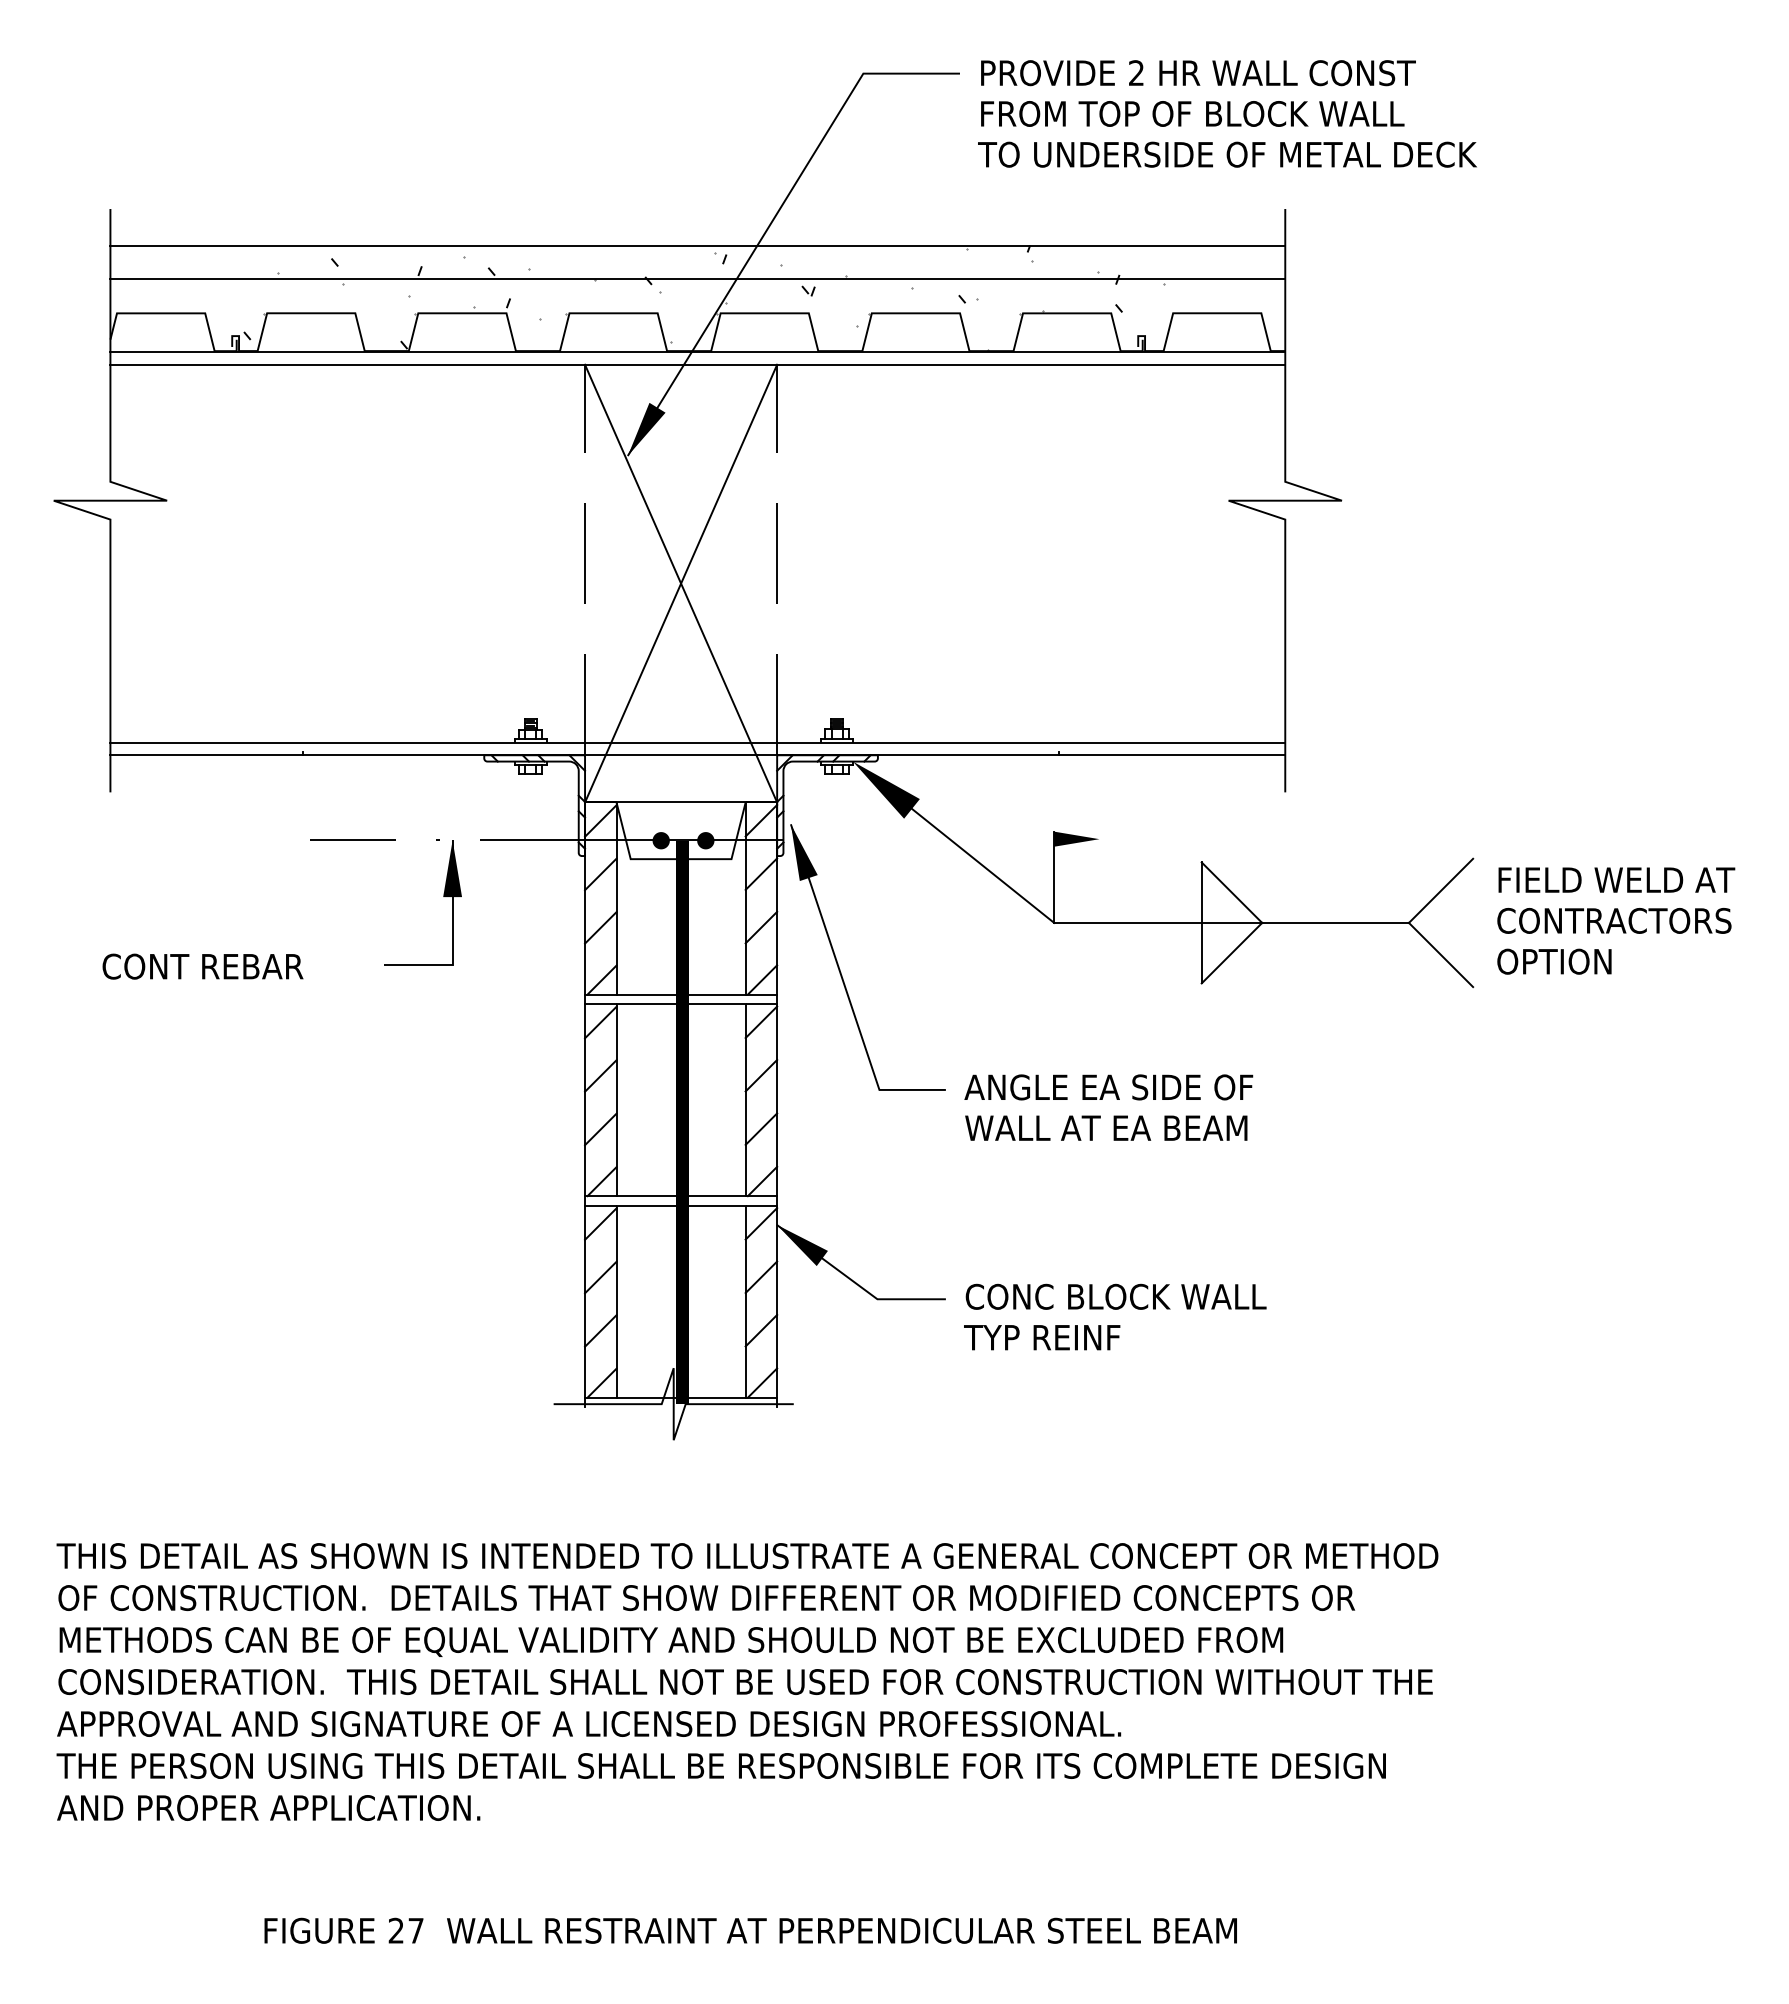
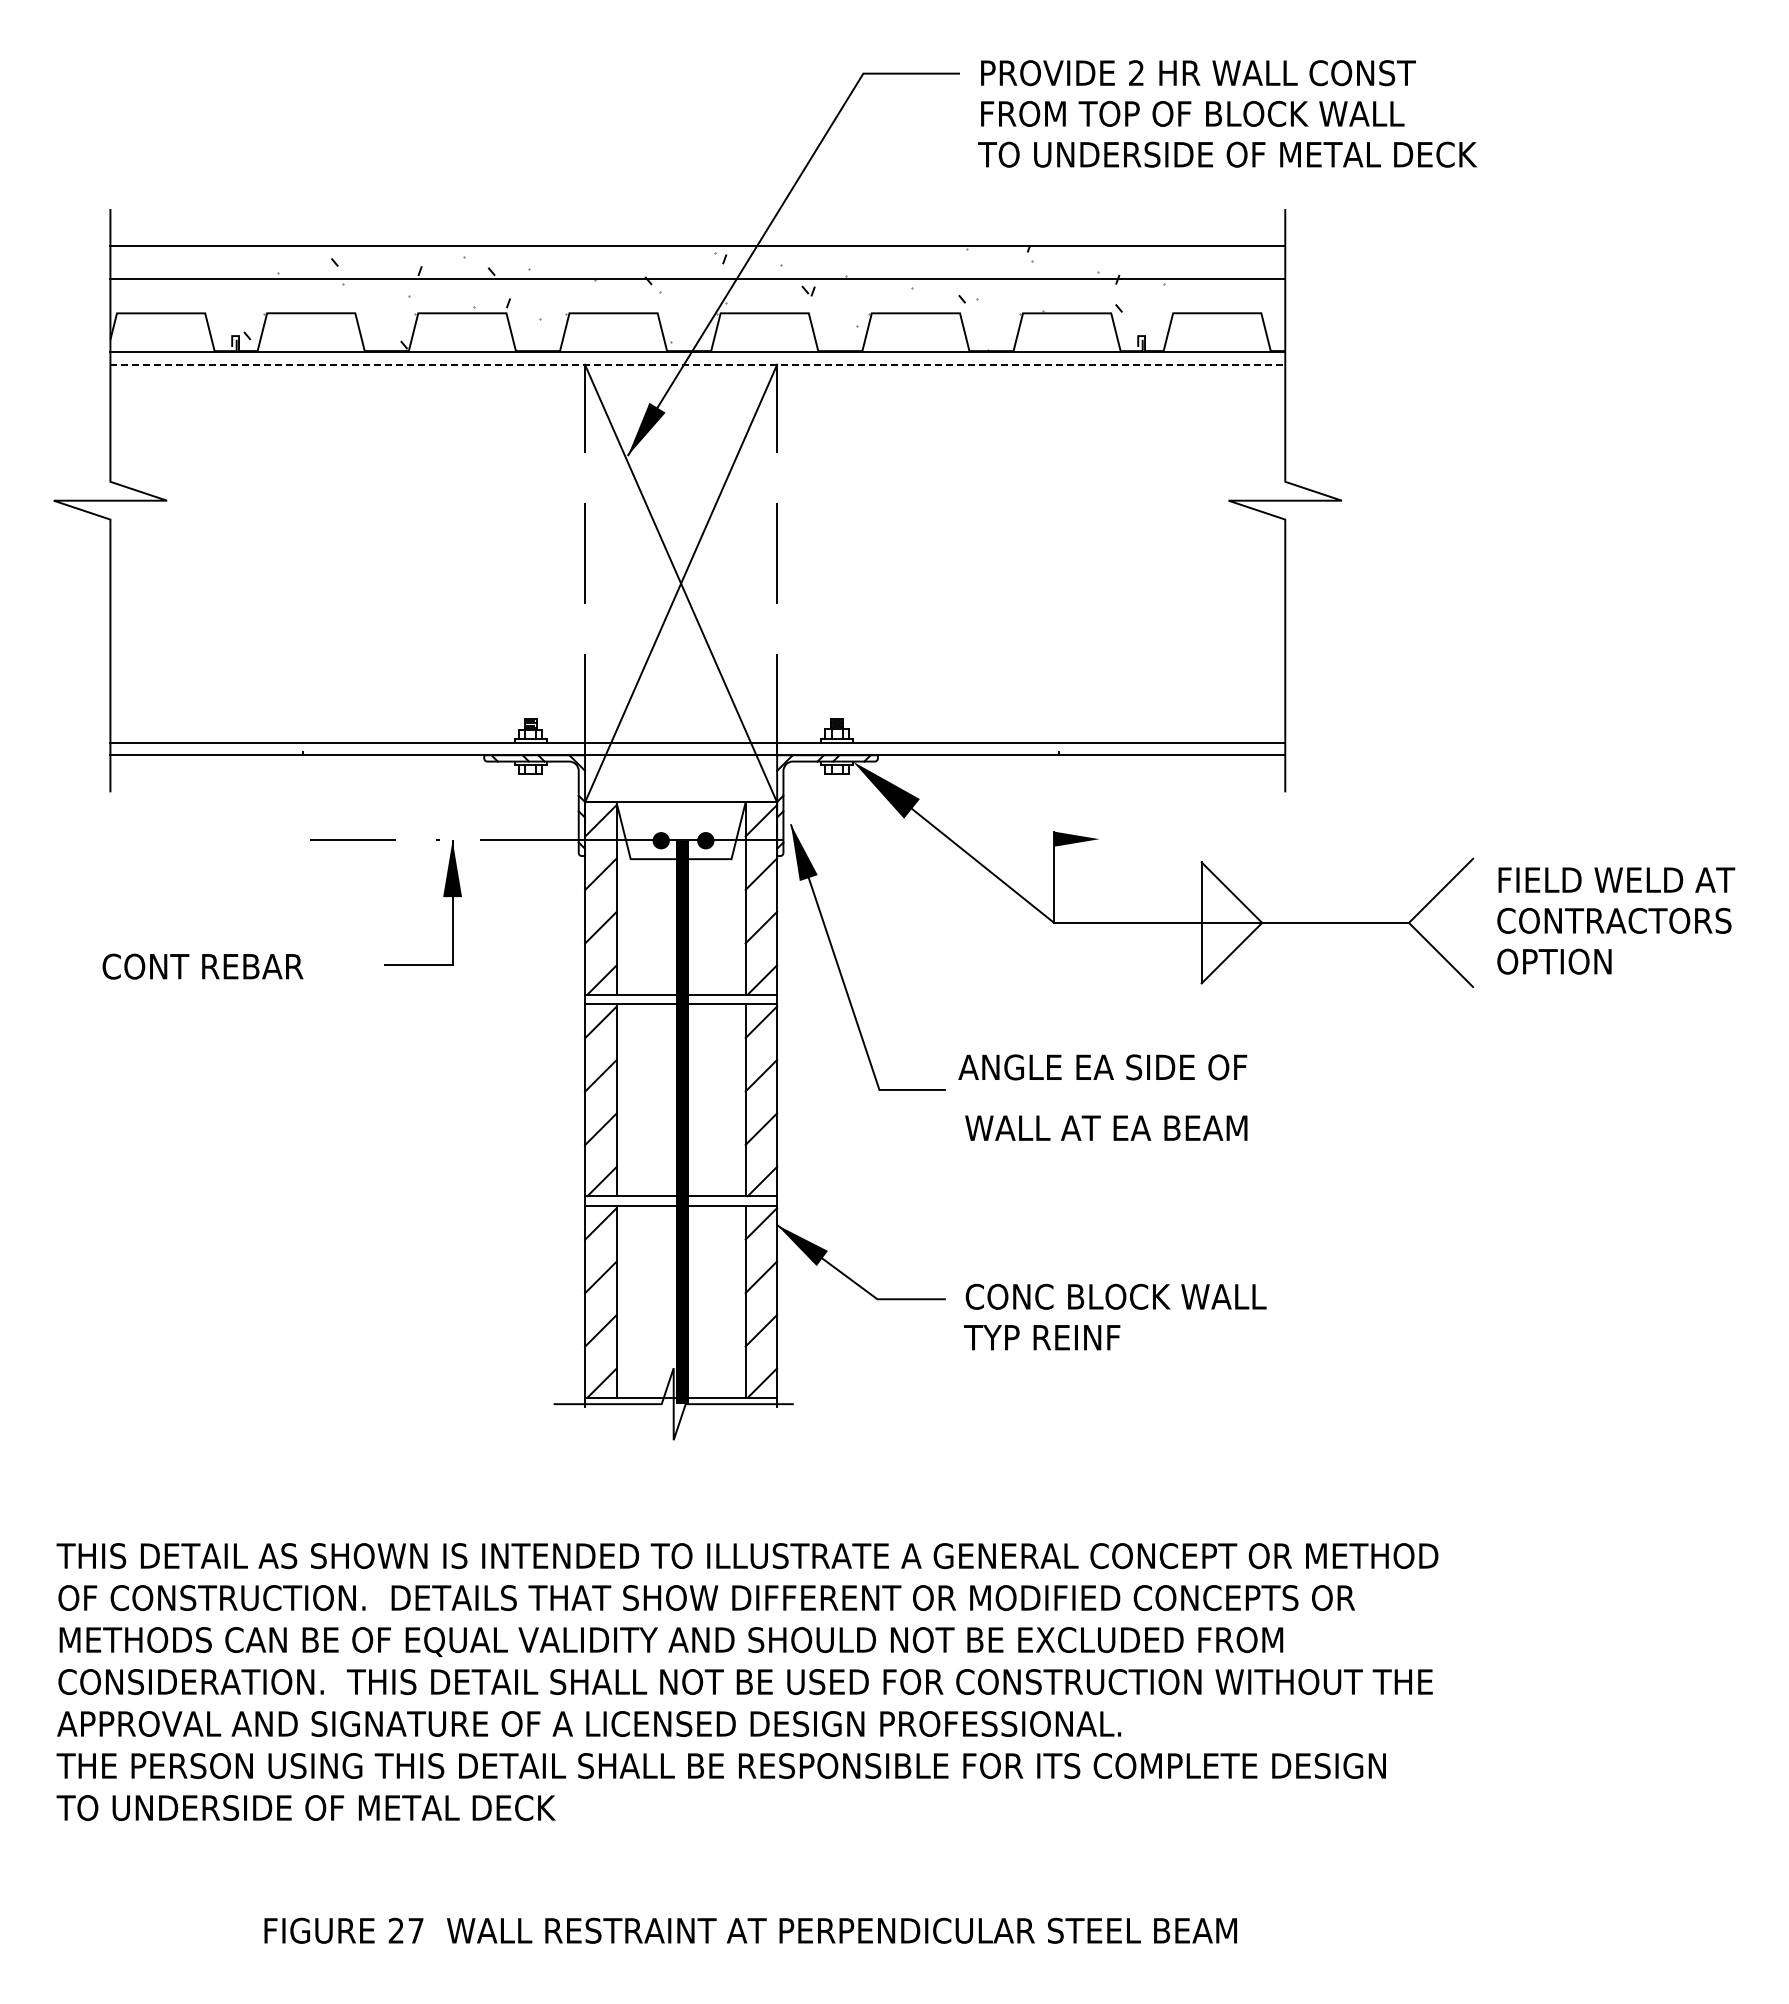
line: solid -> dashed (698, 364)
text position: (1108, 1087) -> (1102, 1067) (1102, 1067)
text: AND PROPER APPLICATION. -> TO UNDERSIDE OF METAL DECK (305, 1807)
